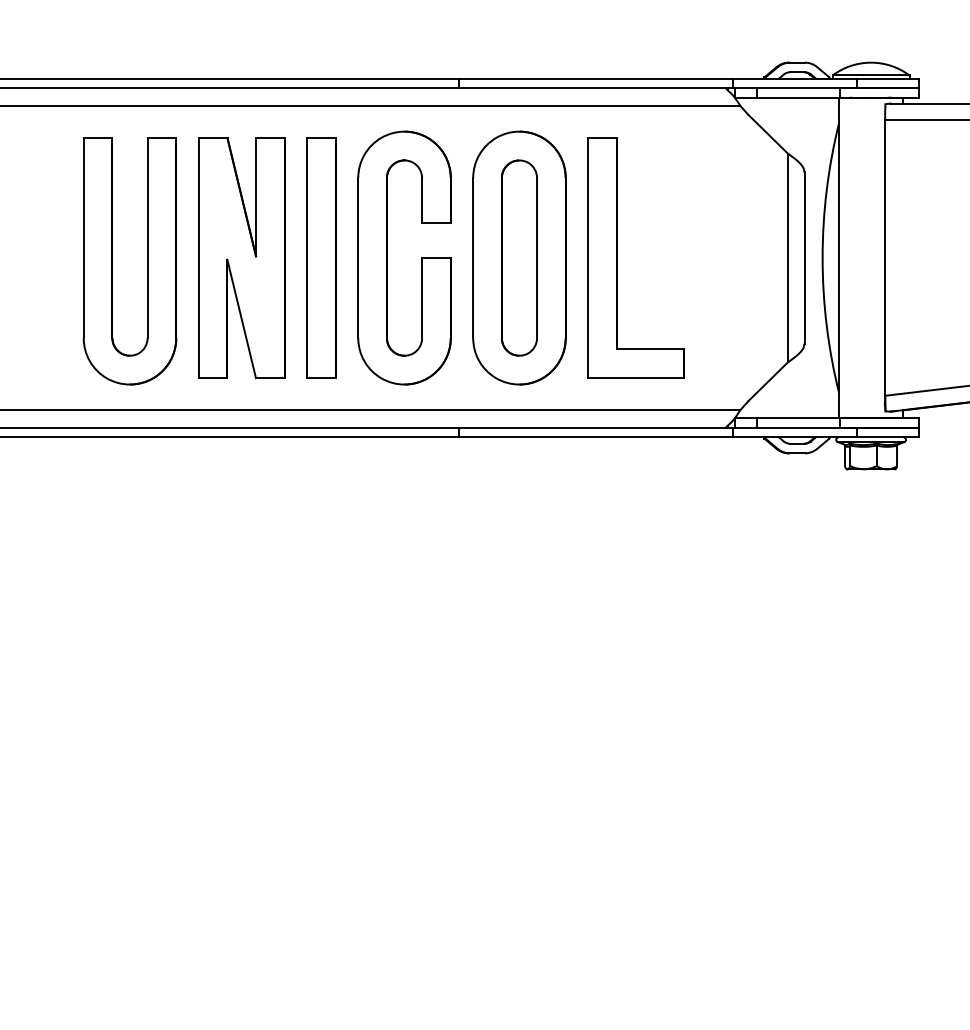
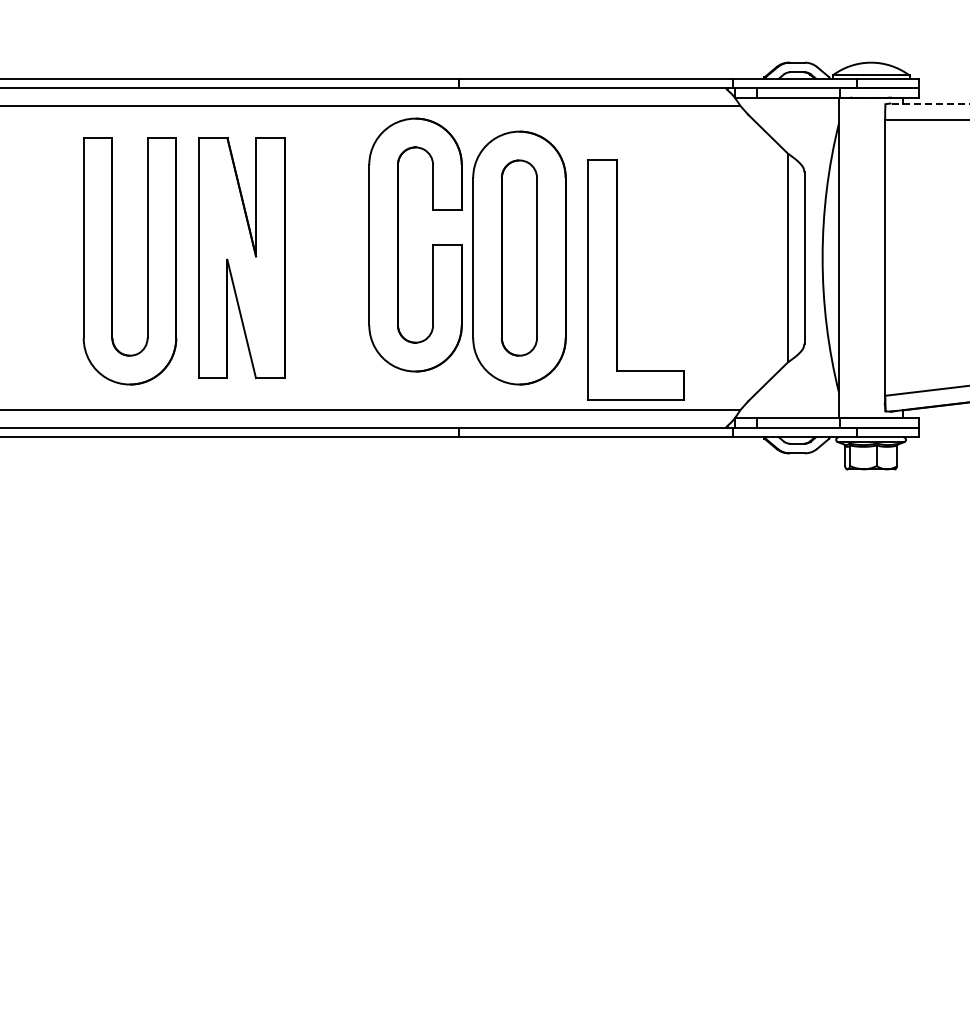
line: solid -> dashed (929, 103)
part: present -> none (321, 257)
part position: (387, 257) -> (398, 244) (398, 244)
part position: (617, 257) -> (617, 279) (617, 279)
